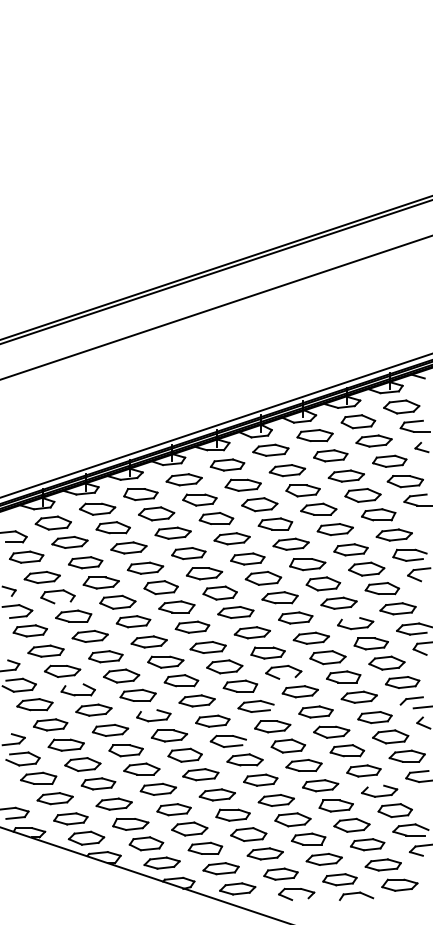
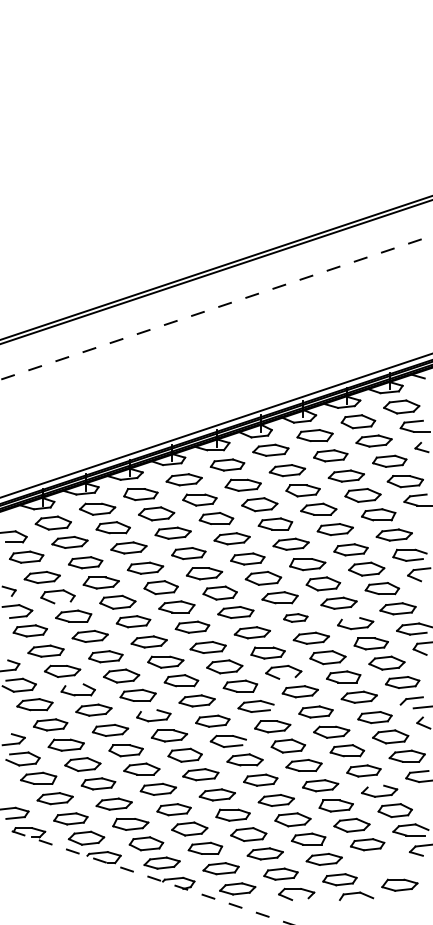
line: solid -> dashed (216, 307)
part size: 36x14 px -> 26x10 px (295, 617)
part: present -> none (382, 864)
line: solid -> dashed (146, 876)
